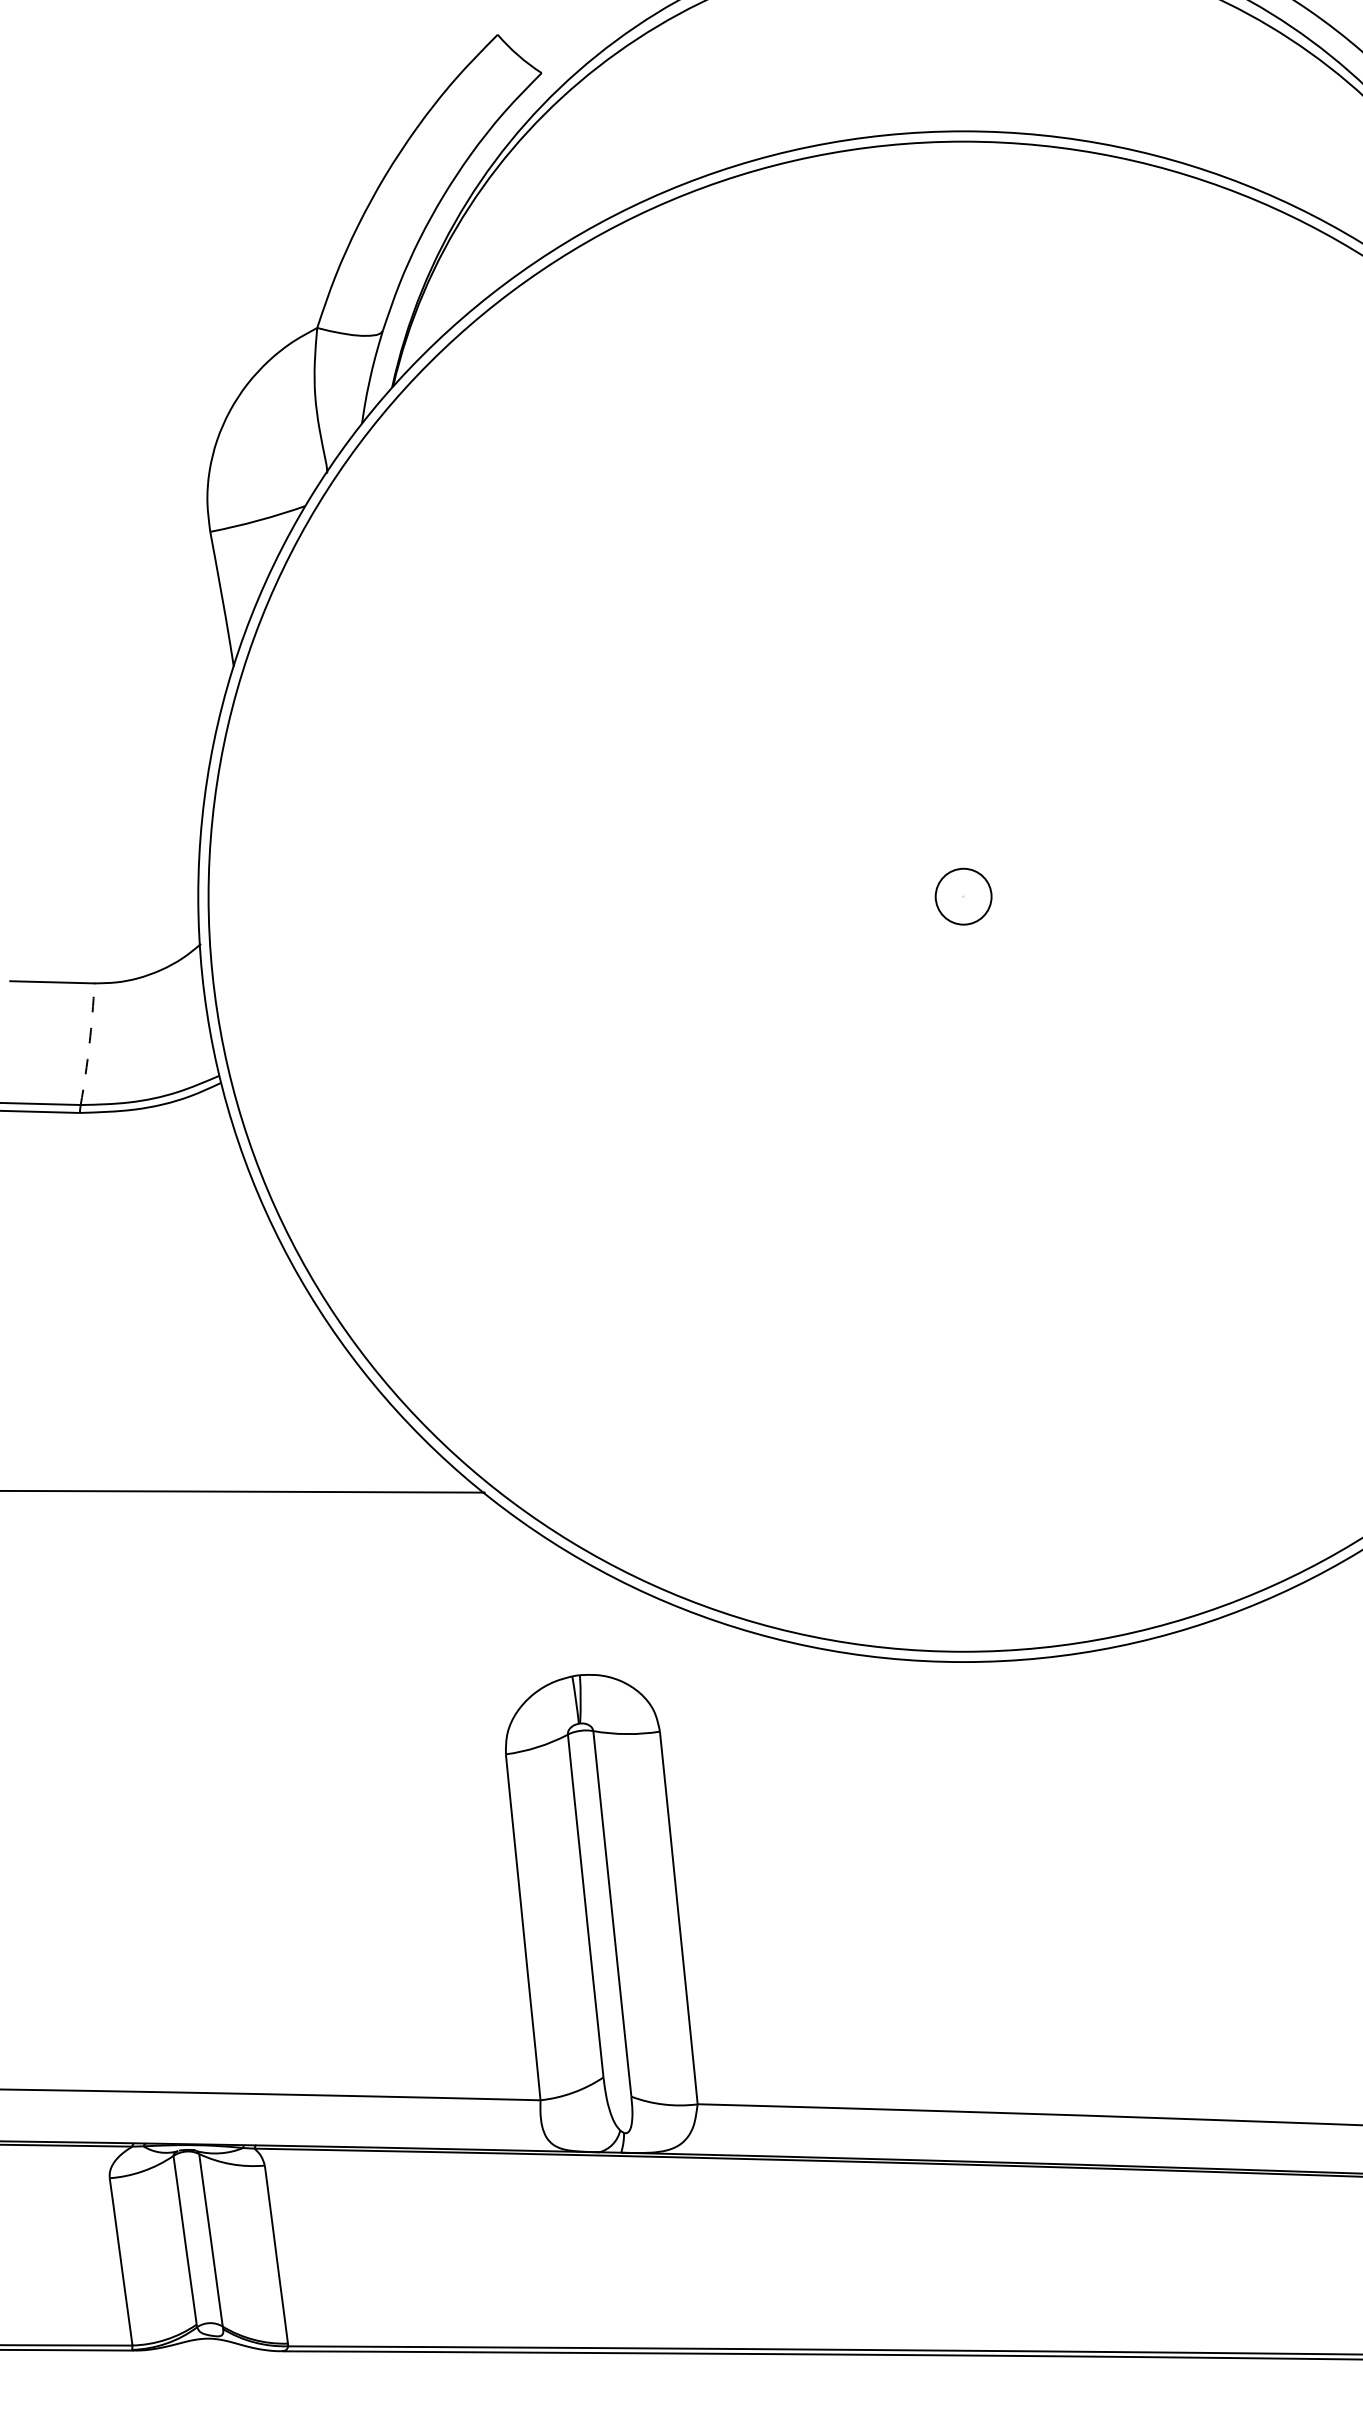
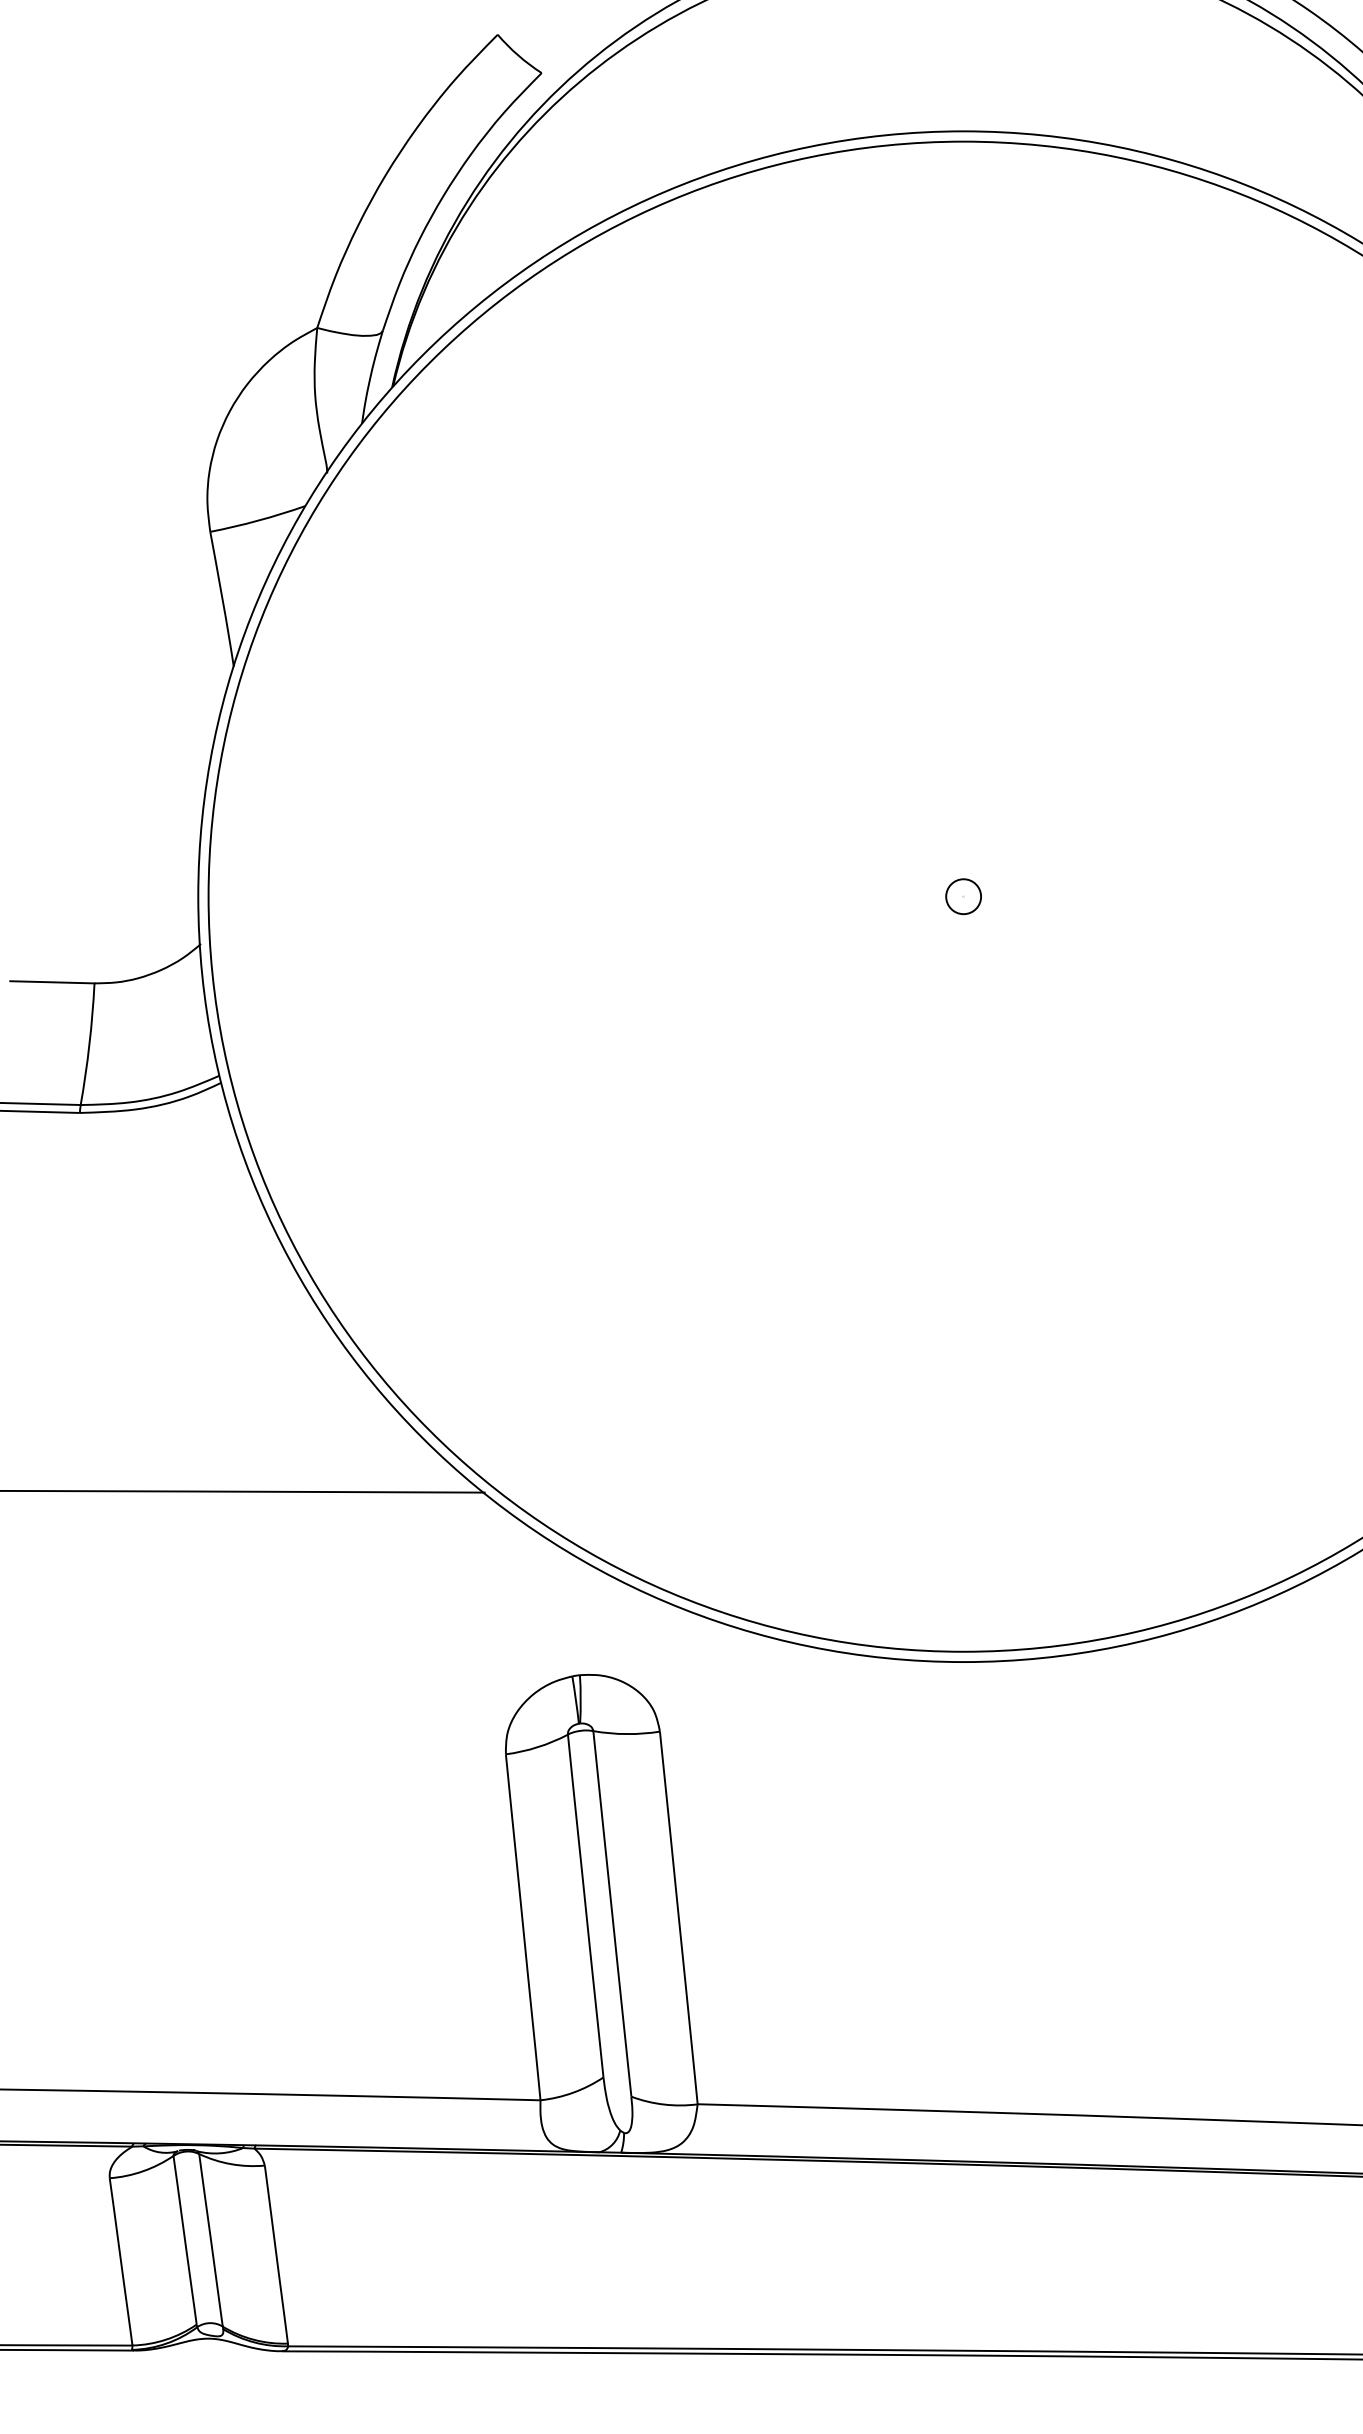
circle diameter: 56 px -> 35 px (963, 896)
arc: dashed -> solid (89, 1044)
